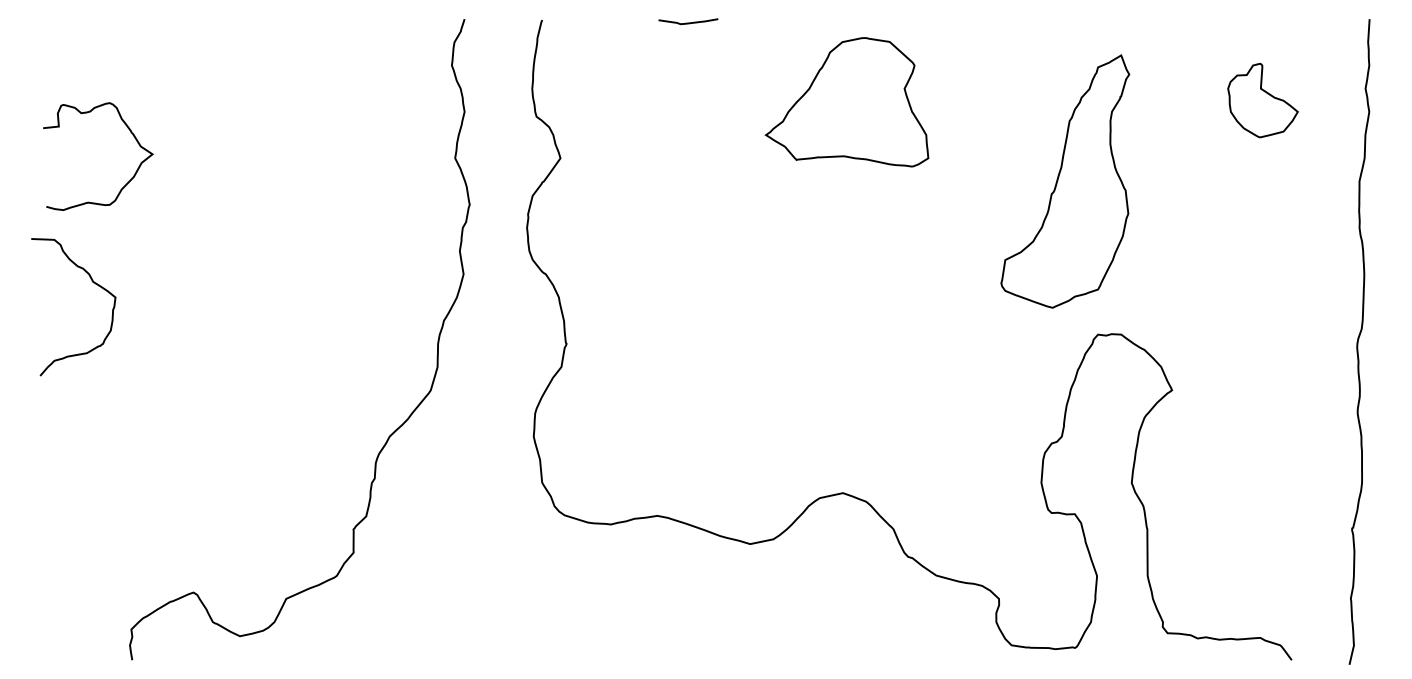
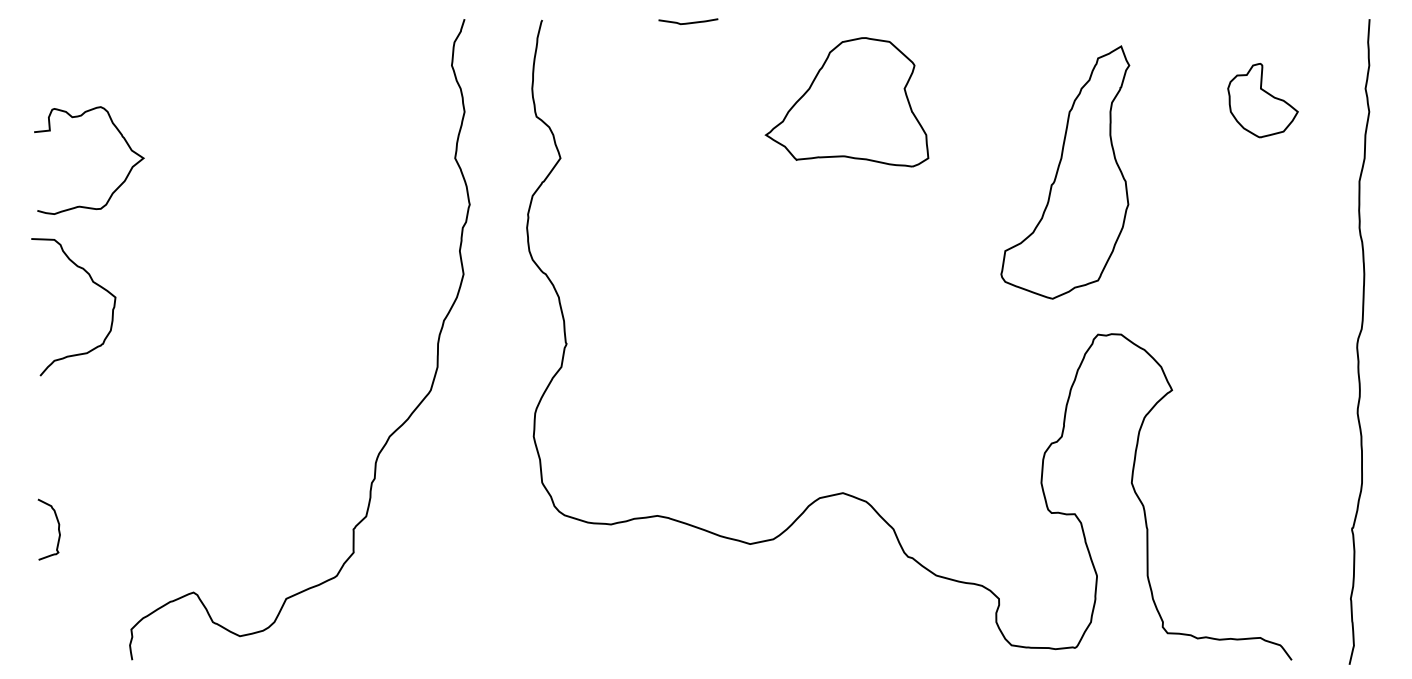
part position: (1065, 181) -> (1065, 172) (1065, 172)
curve position: (126, 183) -> (117, 187) (117, 187)
curve: none -> present (58, 529)
